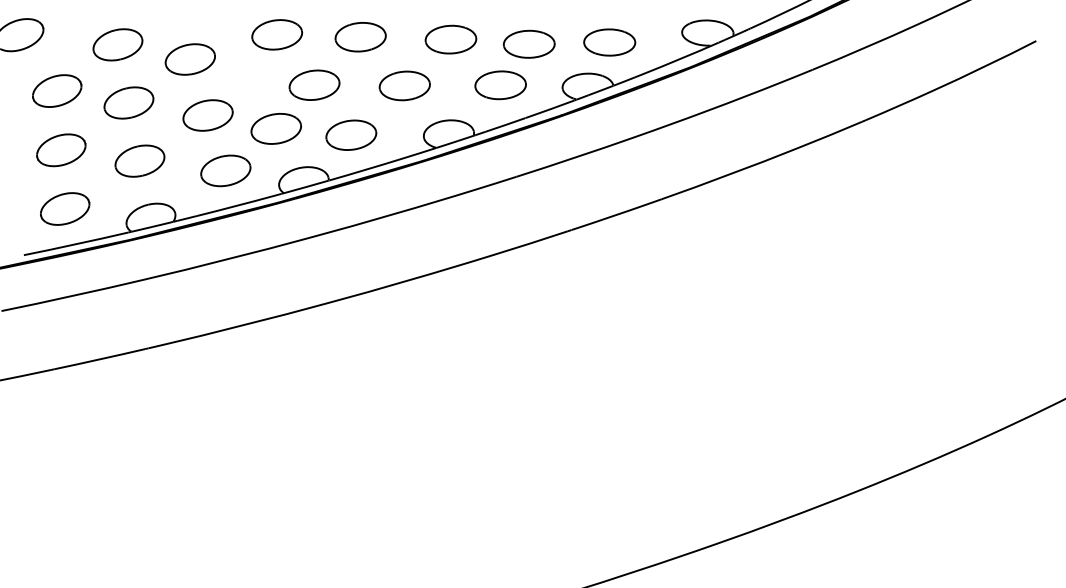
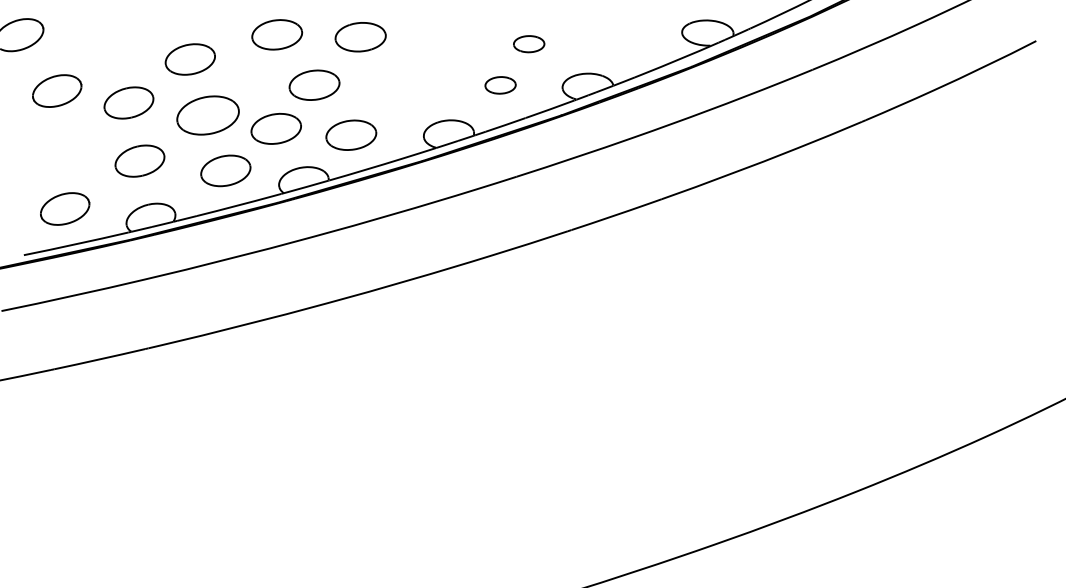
part: present -> none (450, 39)
part: present -> none (609, 42)
part size: 54x30 px -> 33x19 px (529, 44)
part: present -> none (117, 44)
part: present -> none (404, 85)
part size: 53x31 px -> 33x19 px (500, 85)
part size: 52x33 px -> 64x41 px (207, 115)
part: present -> none (61, 150)
